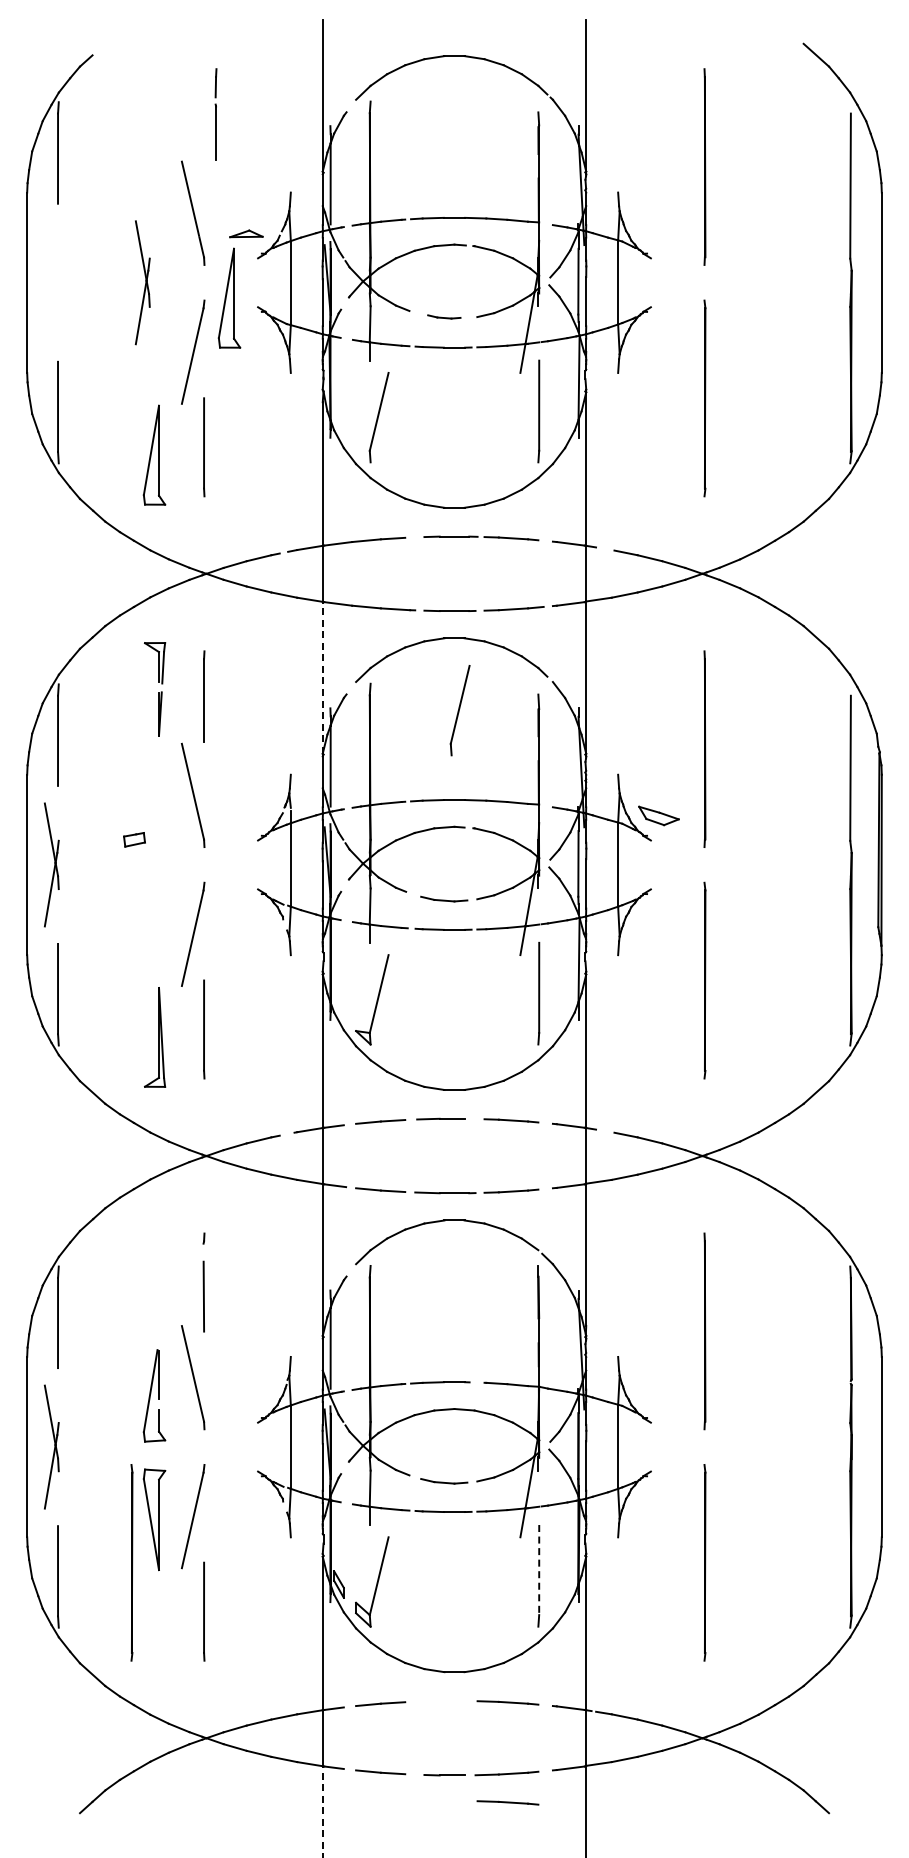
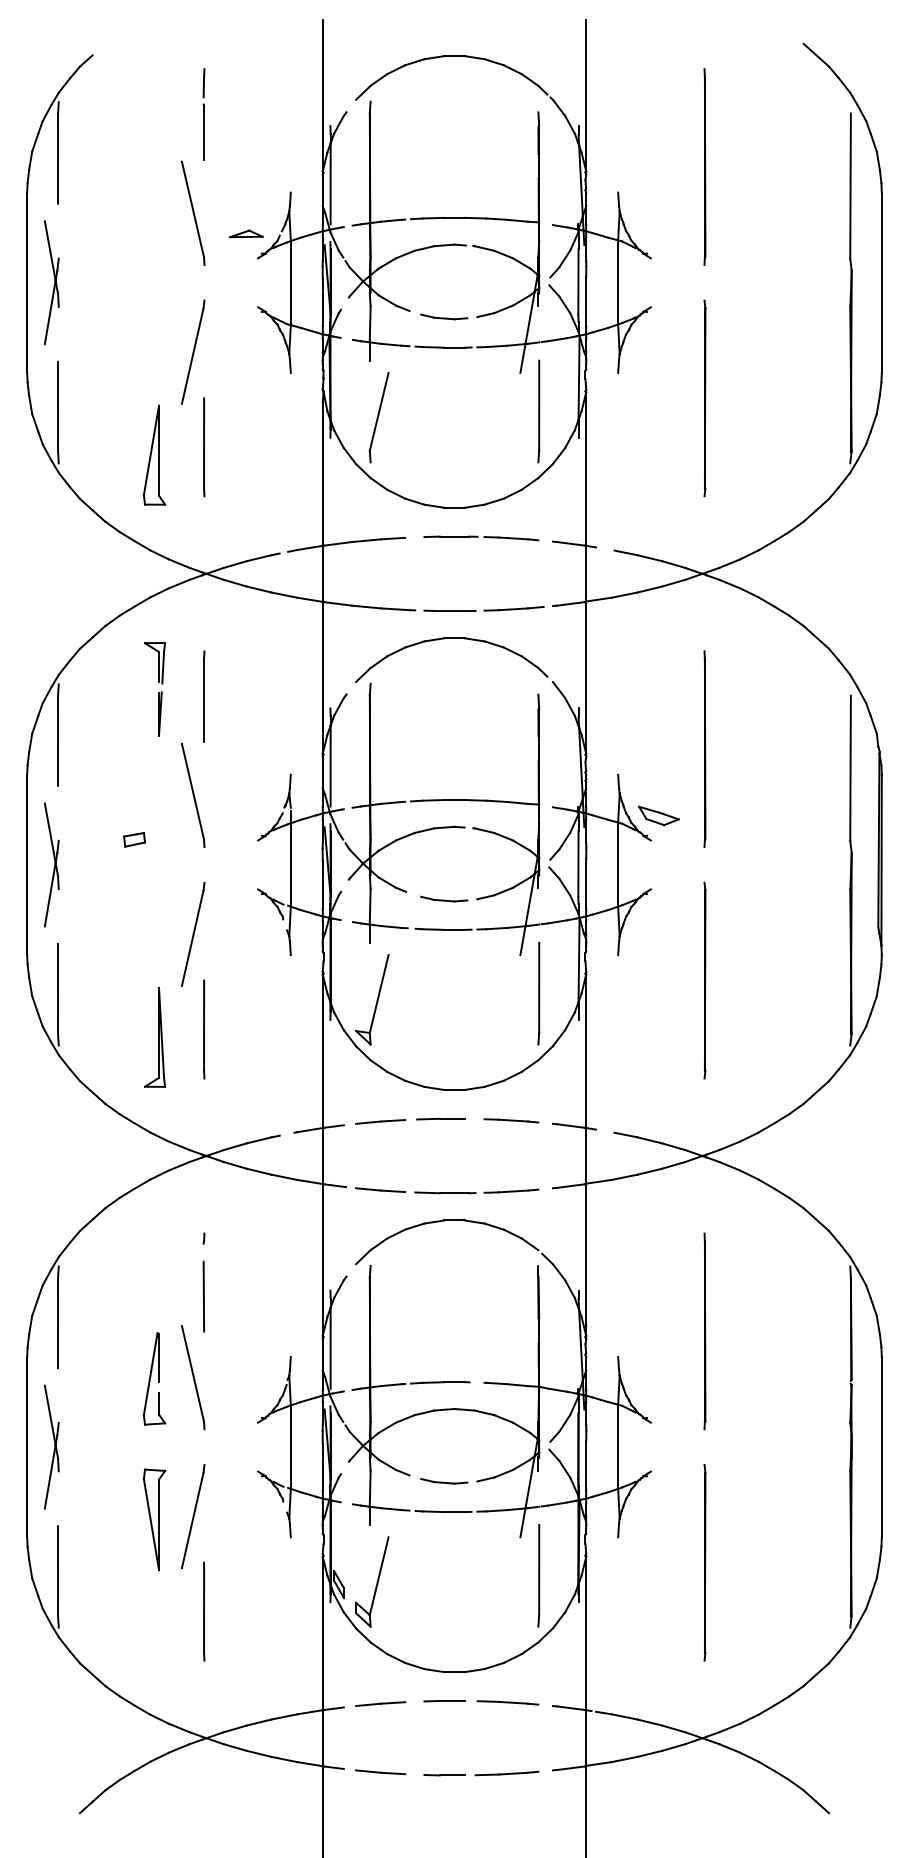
part position: (215, 114) -> (203, 114) (203, 114)
part position: (142, 282) -> (51, 282) (51, 282)
part: present -> none (229, 297)
part size: 35x6 px -> 49x8 px (444, 316)
line: dashed -> solid (322, 677)
part: present -> none (459, 710)
part position: (154, 1395) -> (154, 1378) (154, 1378)
part: present -> none (131, 1562)
line: dashed -> solid (539, 1570)
line: none -> present (444, 1701)
line: present -> none (507, 1802)
line: dashed -> solid (322, 1811)
